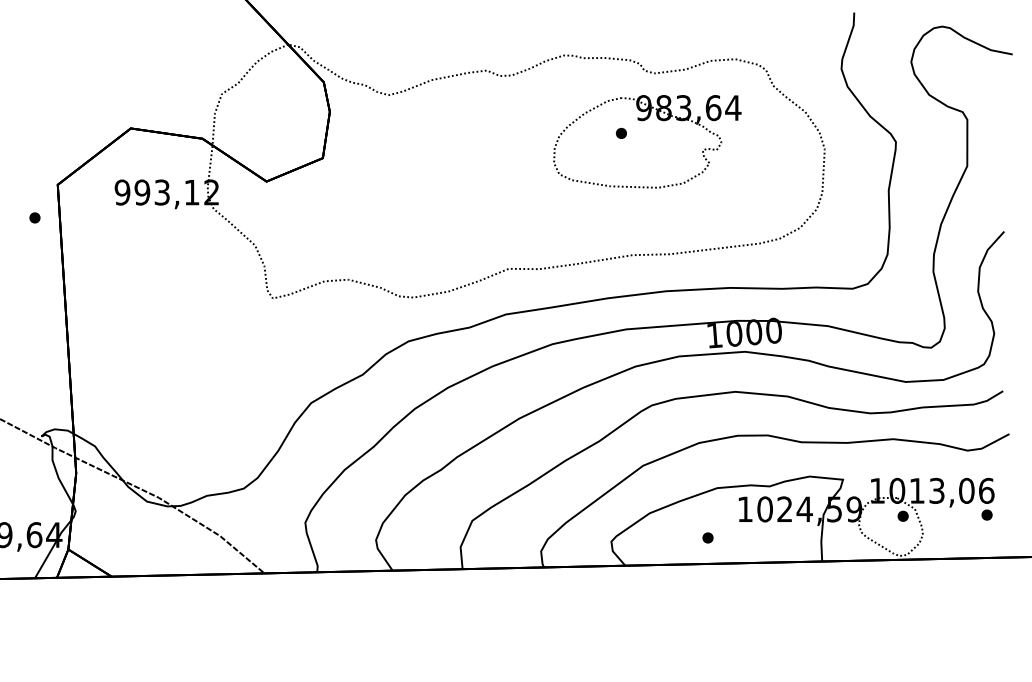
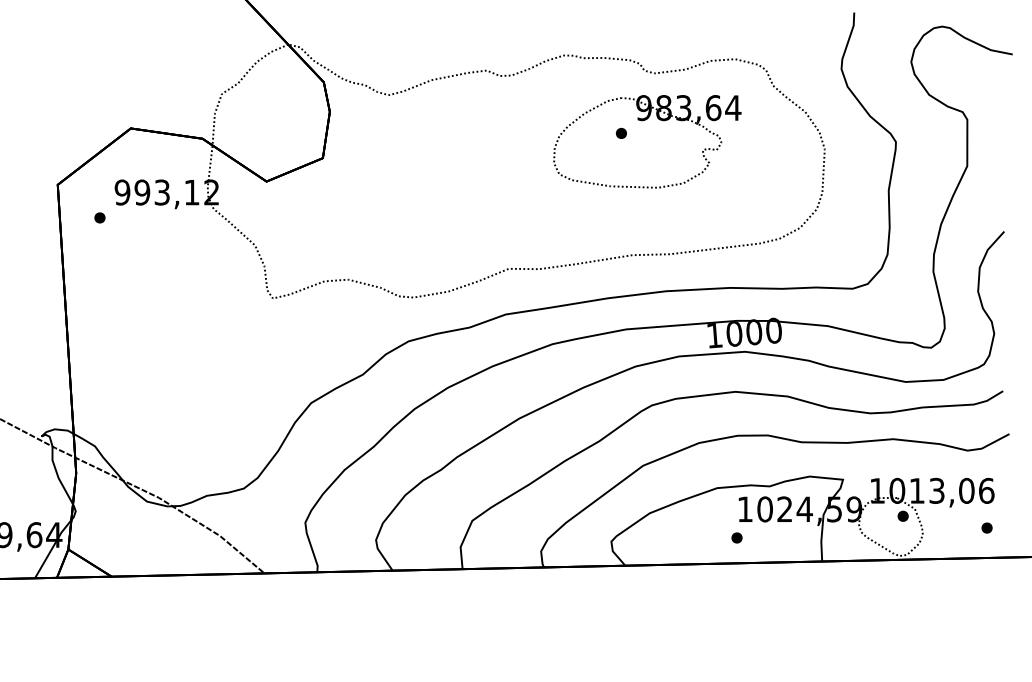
part position: (34, 217) -> (99, 217) (99, 217)
part position: (986, 514) -> (986, 527) (986, 527)
part position: (707, 537) -> (736, 537) (736, 537)
